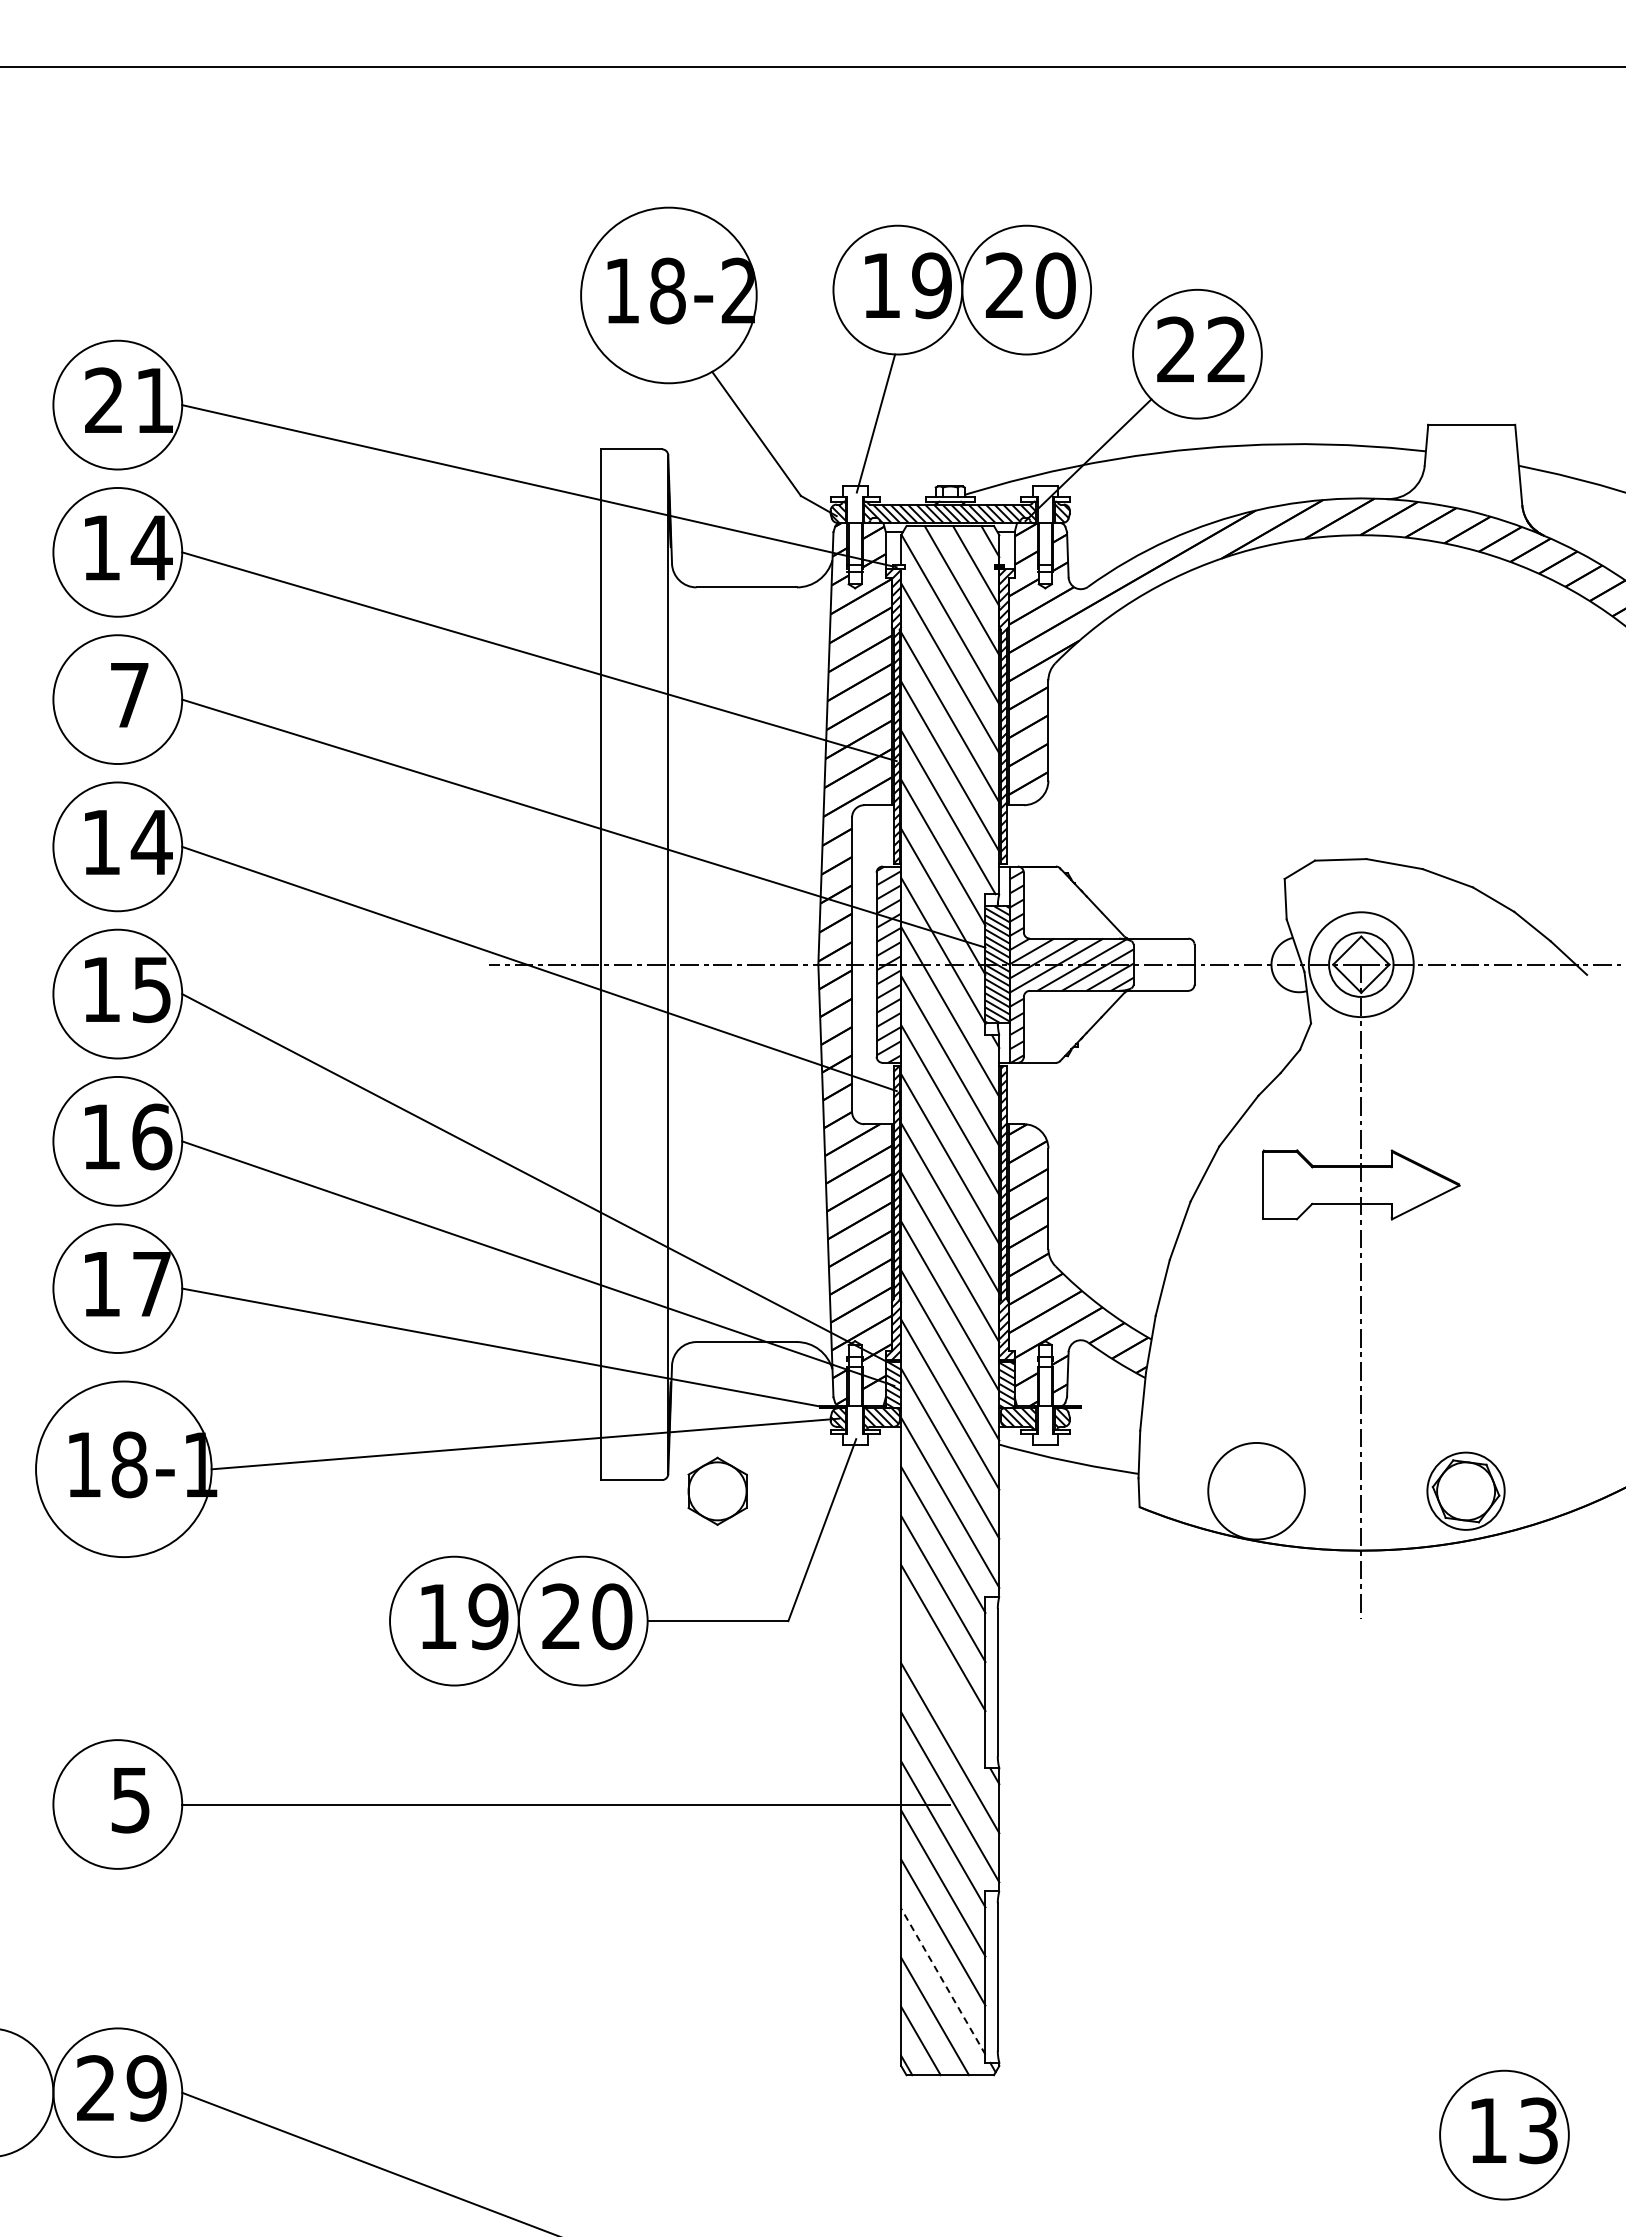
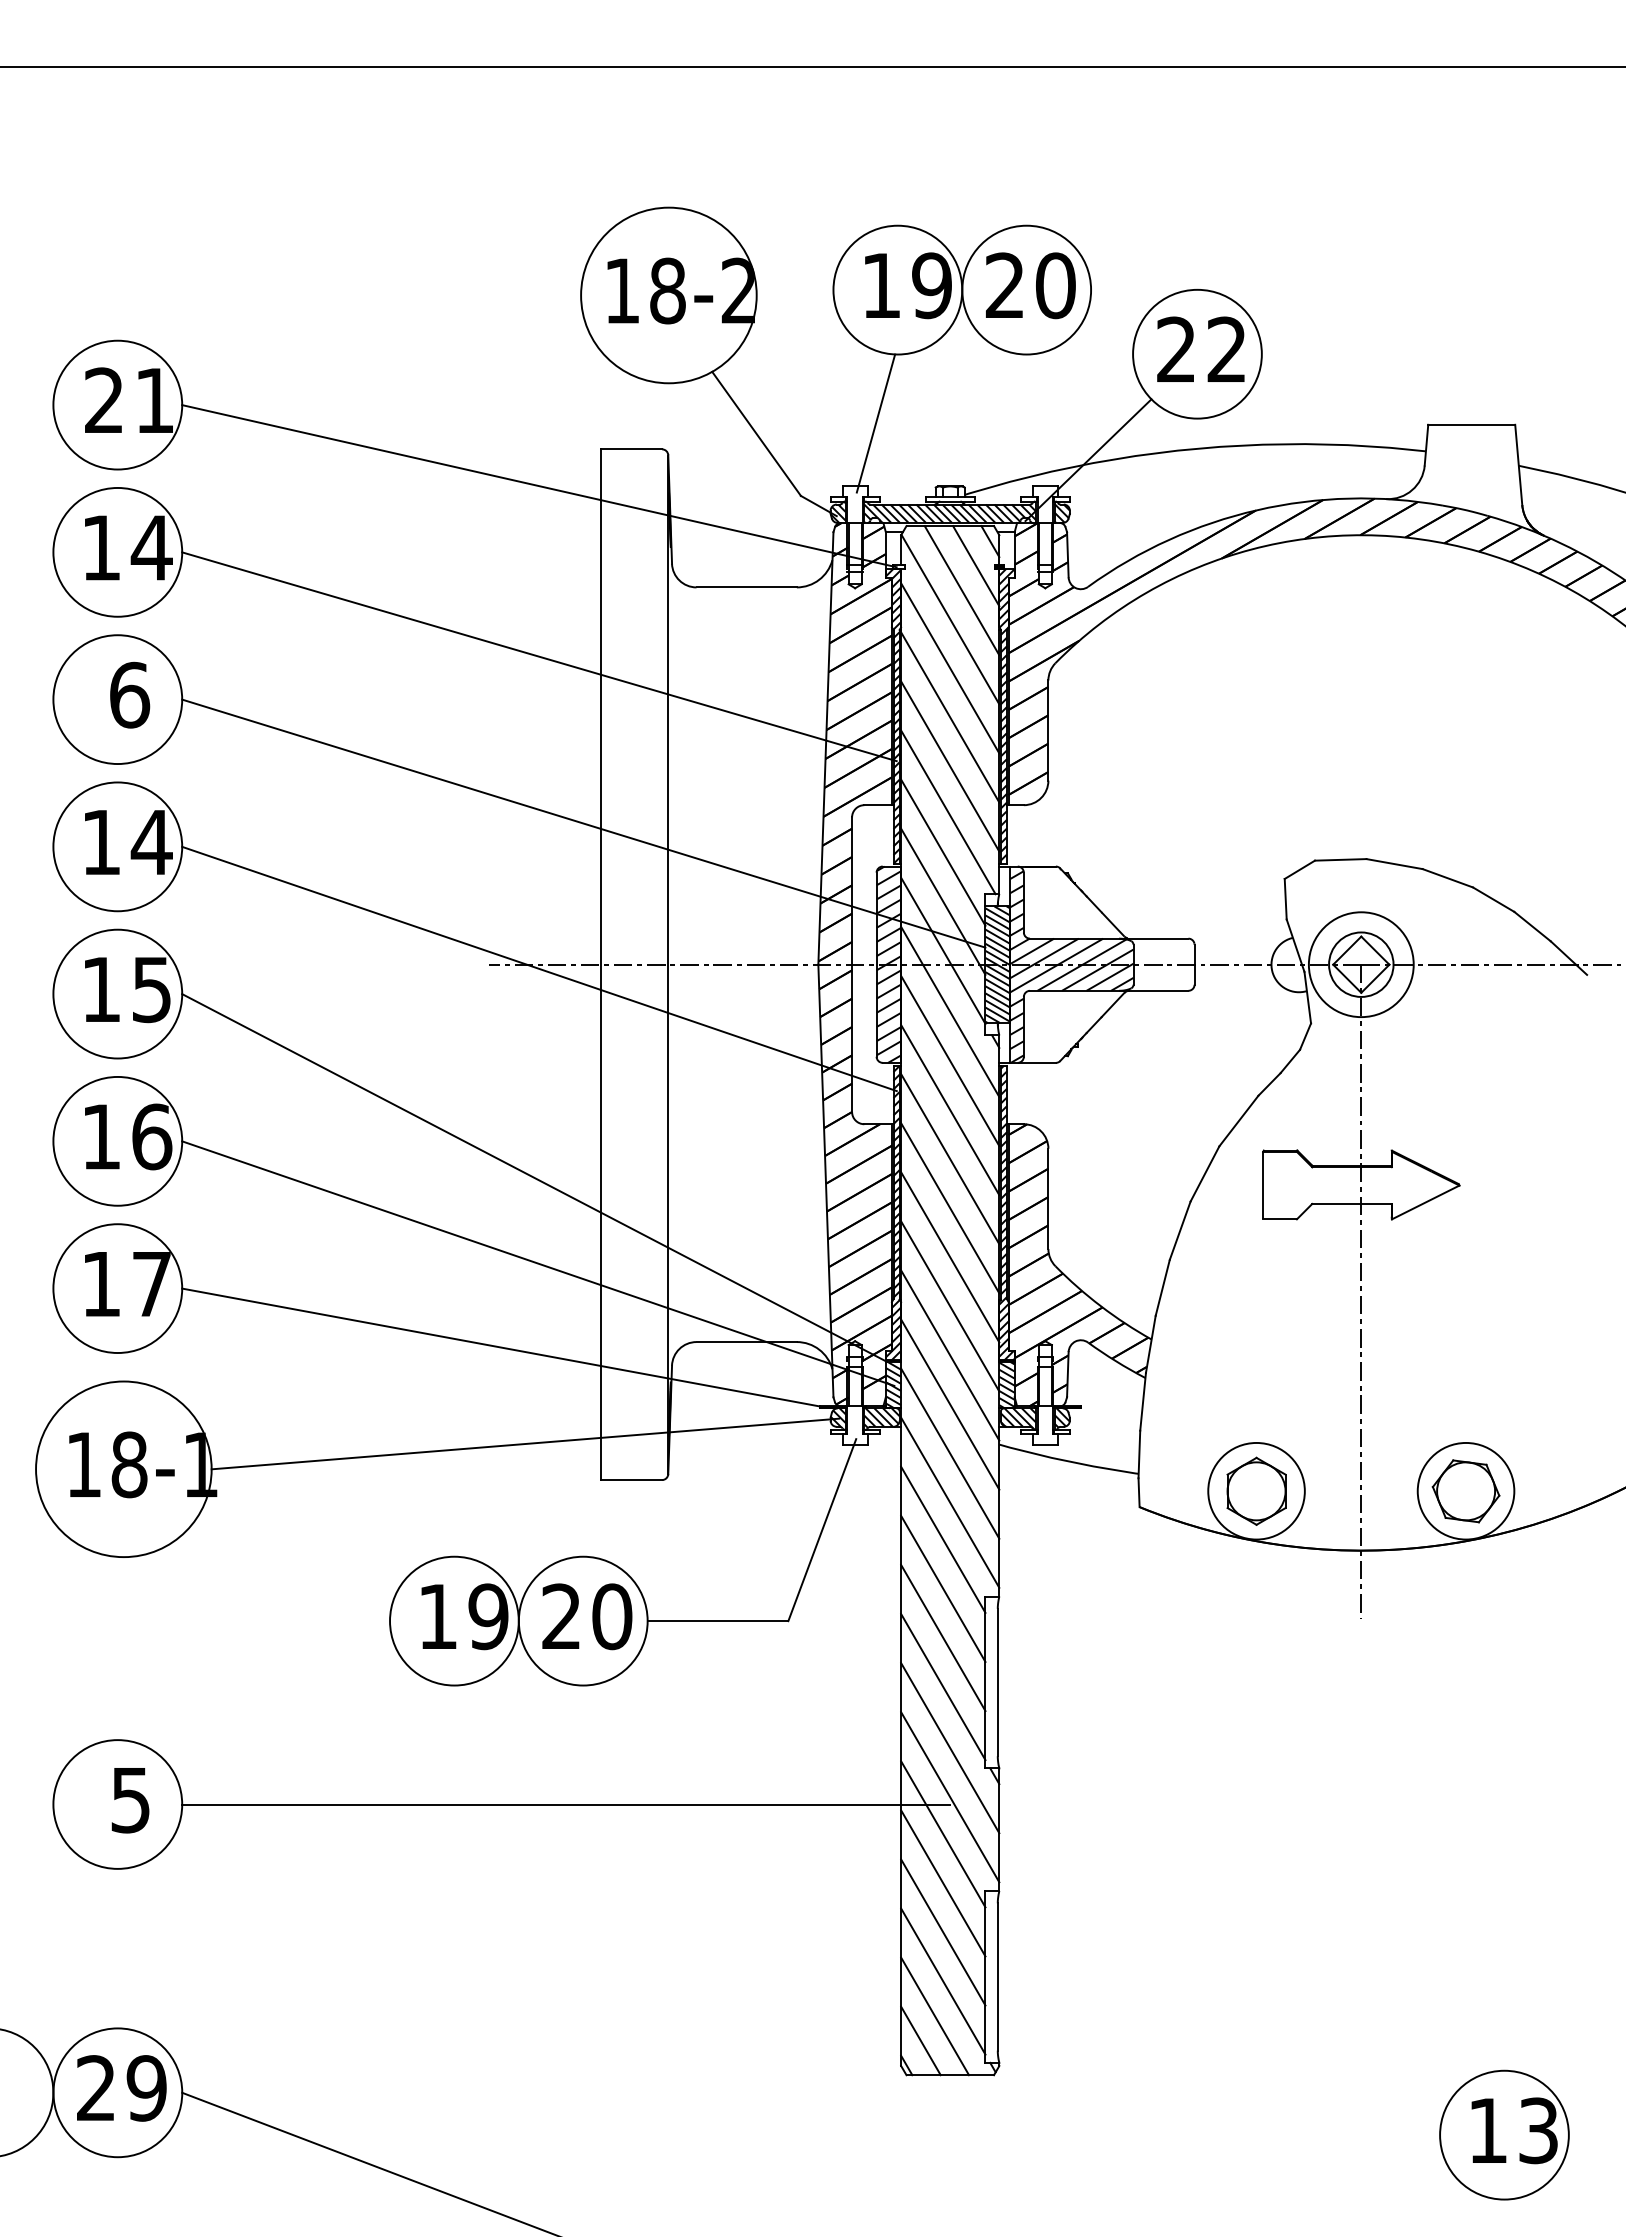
text: 7 -> 6 (130, 694)
part position: (717, 1490) -> (1256, 1490) (1256, 1490)
circle diameter: 77 px -> 97 px (1465, 1490)
line: none -> present (943, 1687)
line: dashed -> solid (943, 1981)
